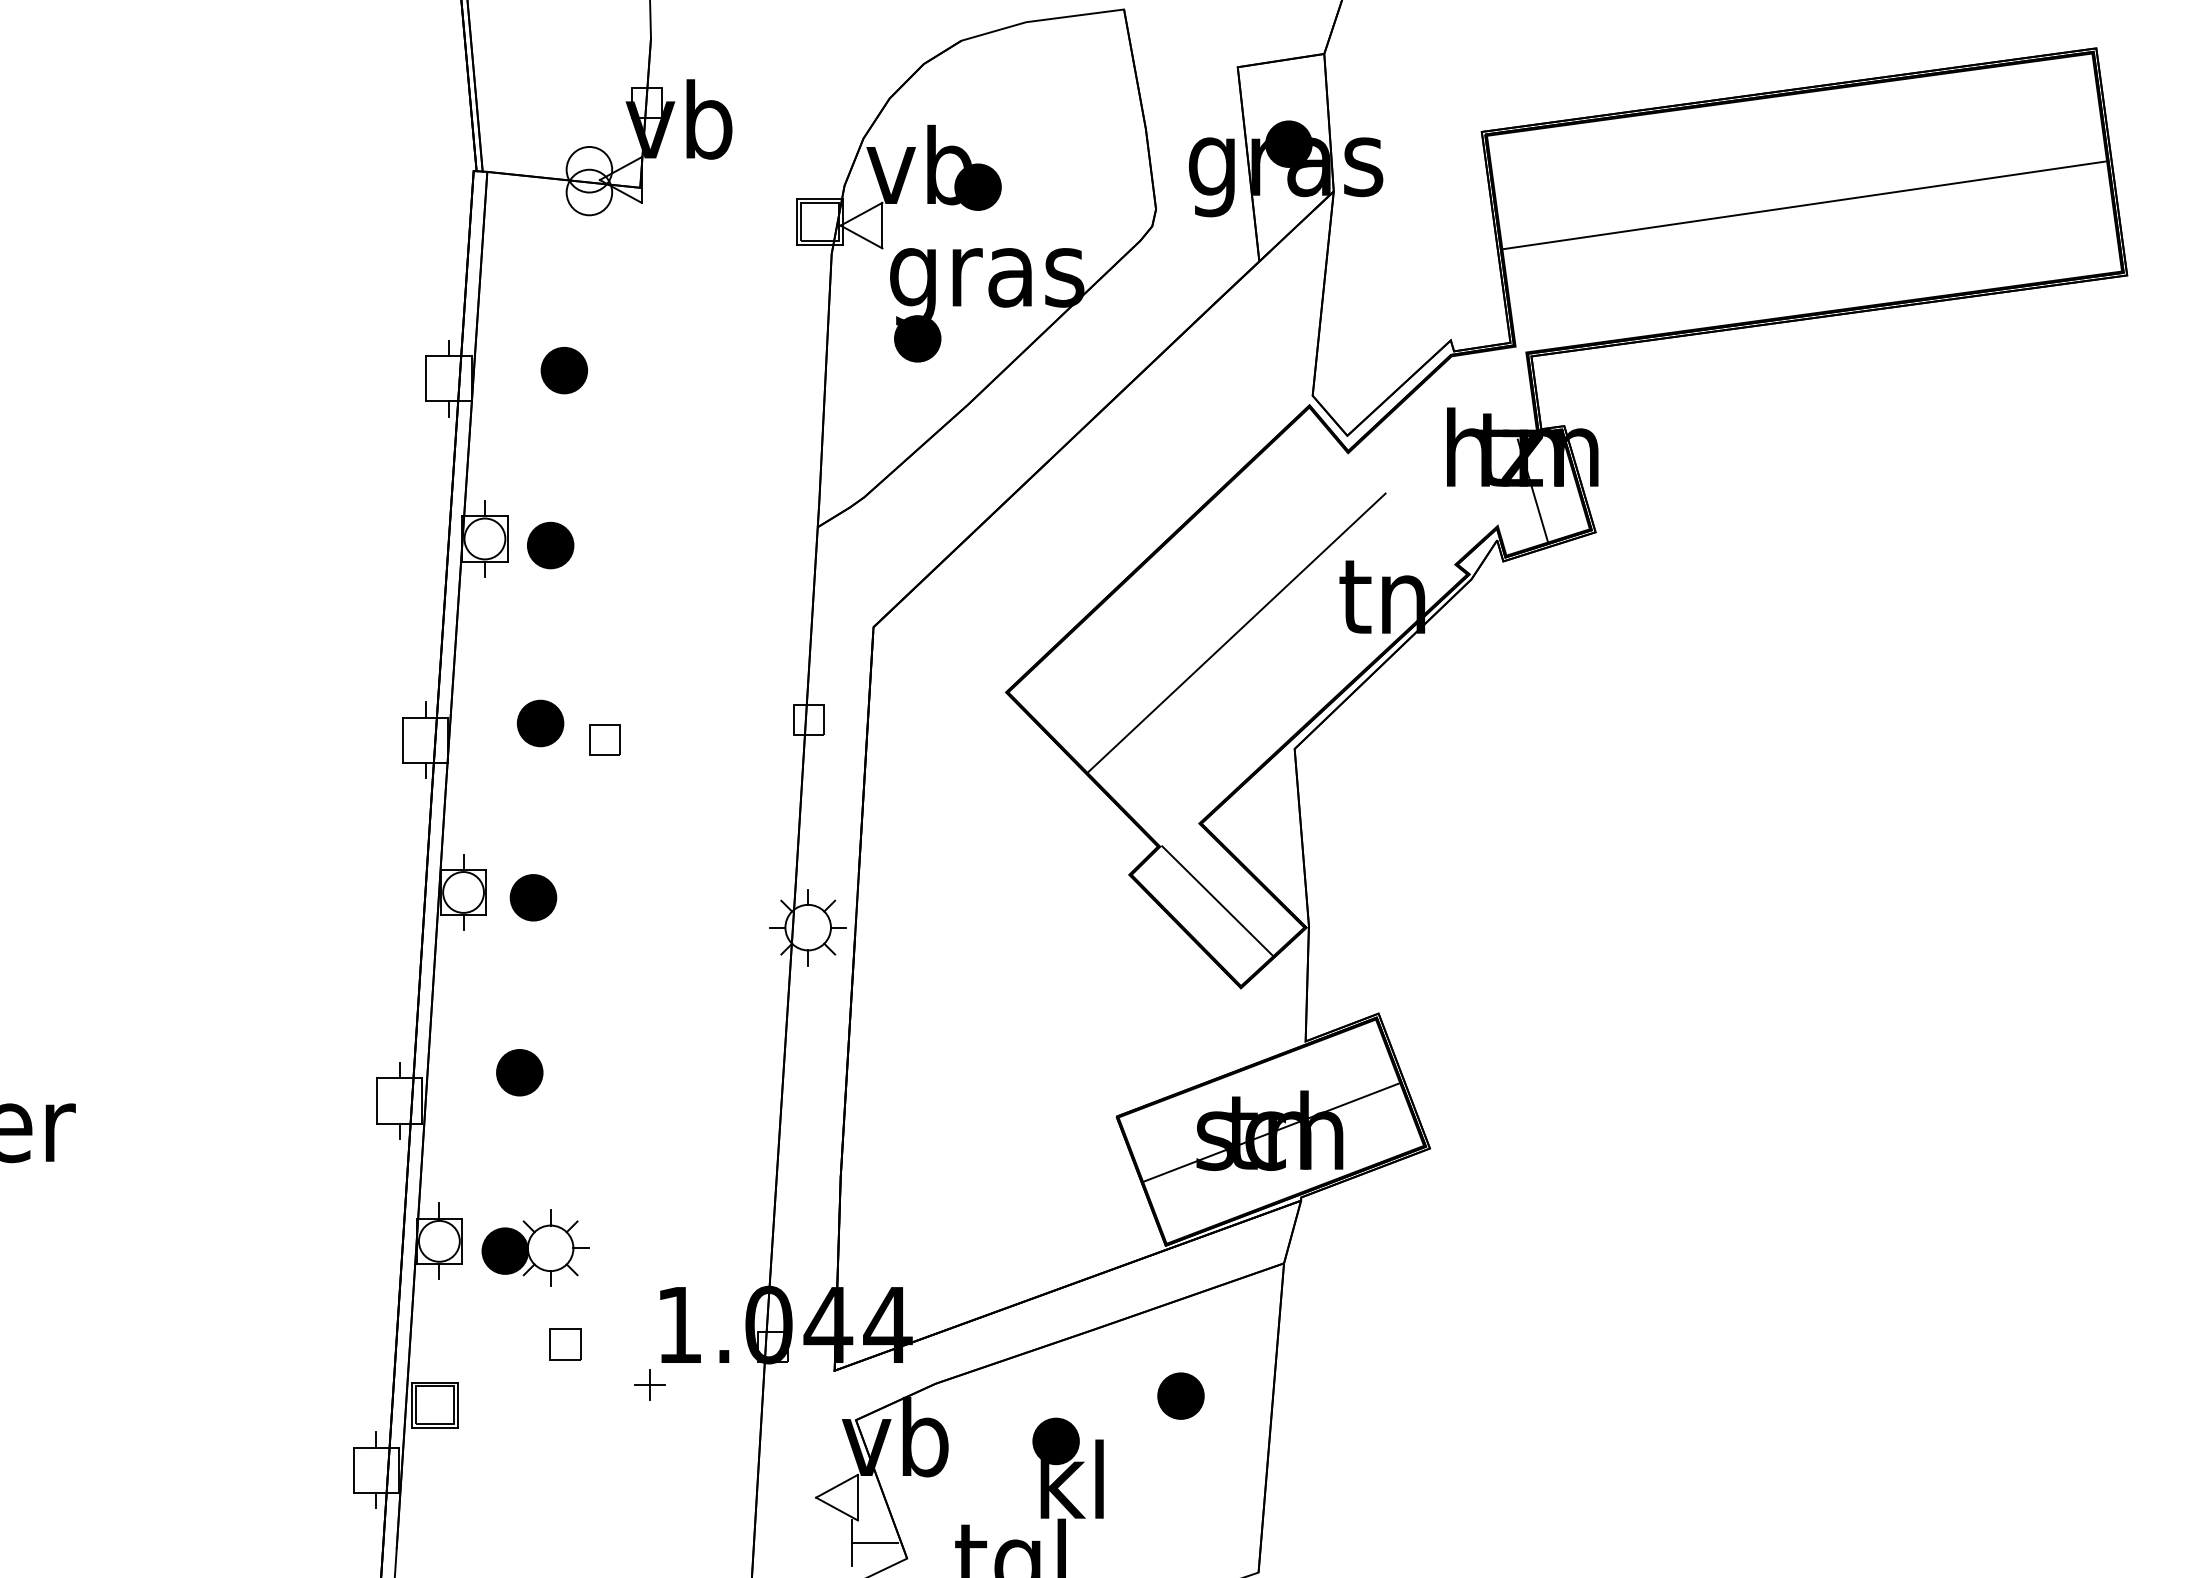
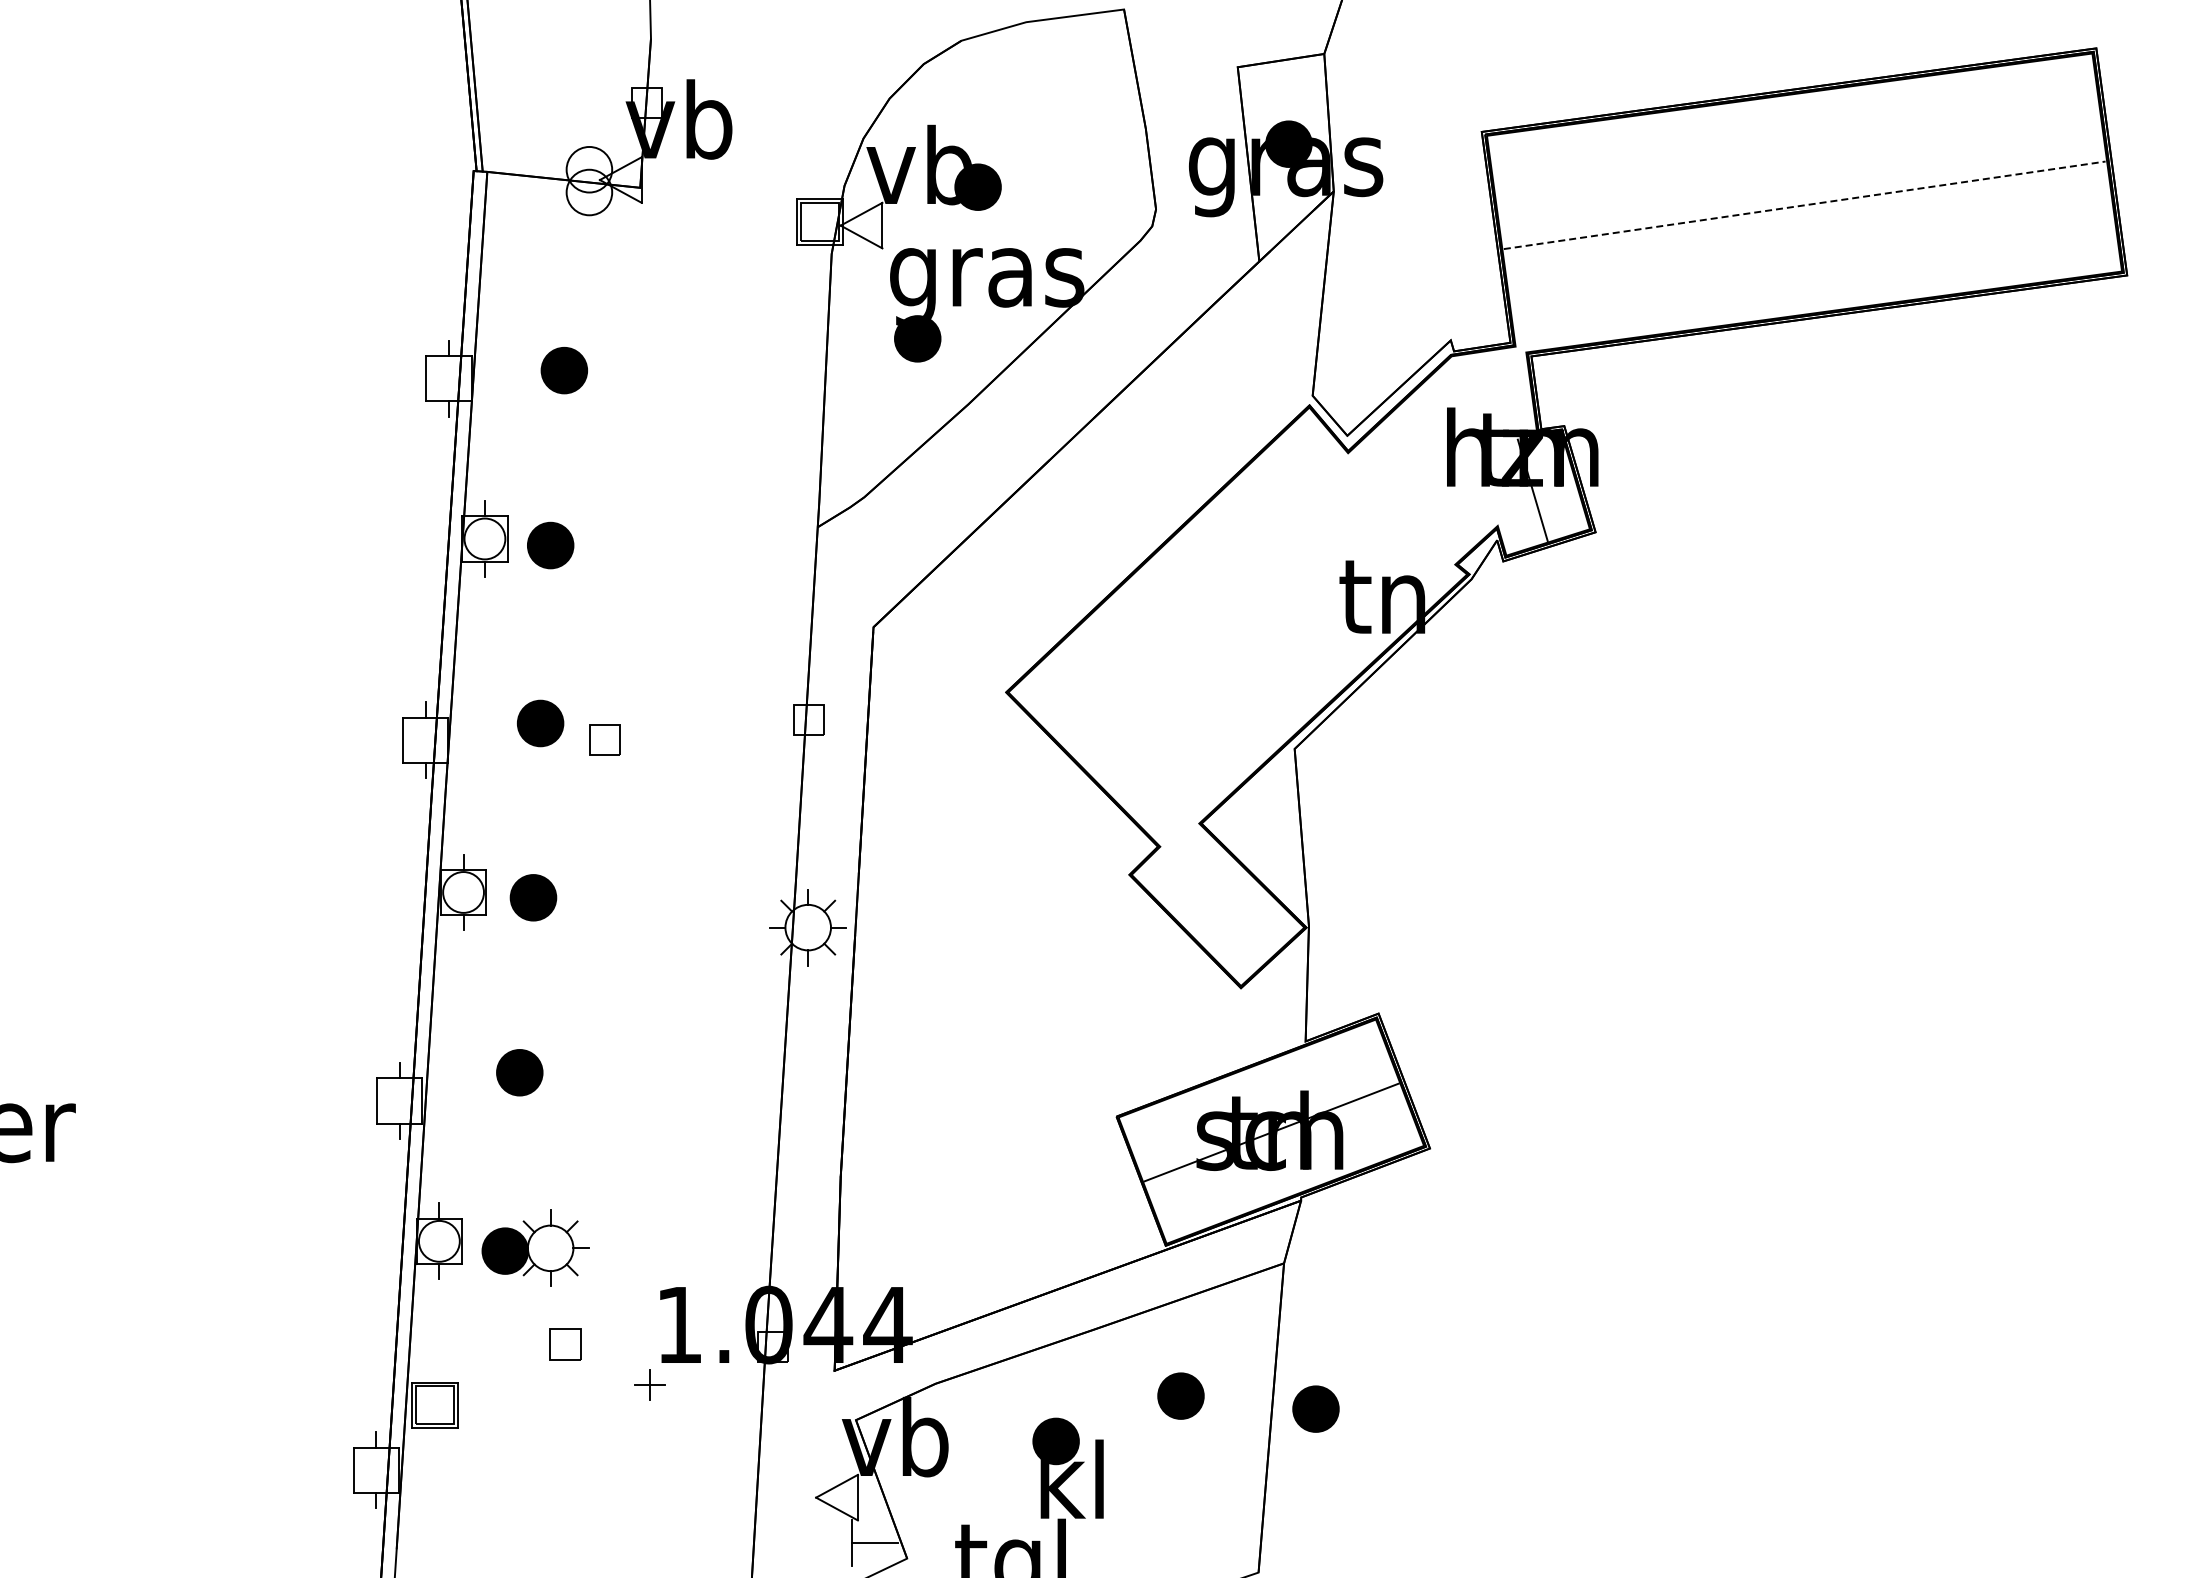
line: solid -> dashed (1805, 205)
line: present -> none (1236, 632)
line: present -> none (1217, 900)
part: none -> present (1315, 1408)
